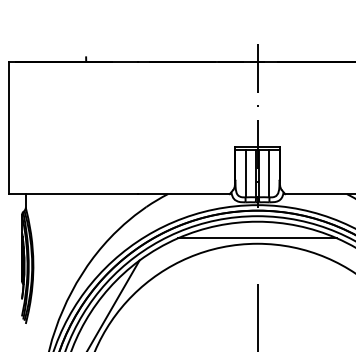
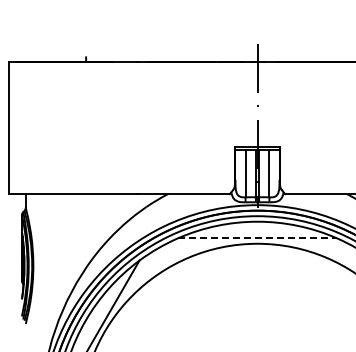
line: solid -> dashed (257, 238)
line: present -> none (257, 316)
